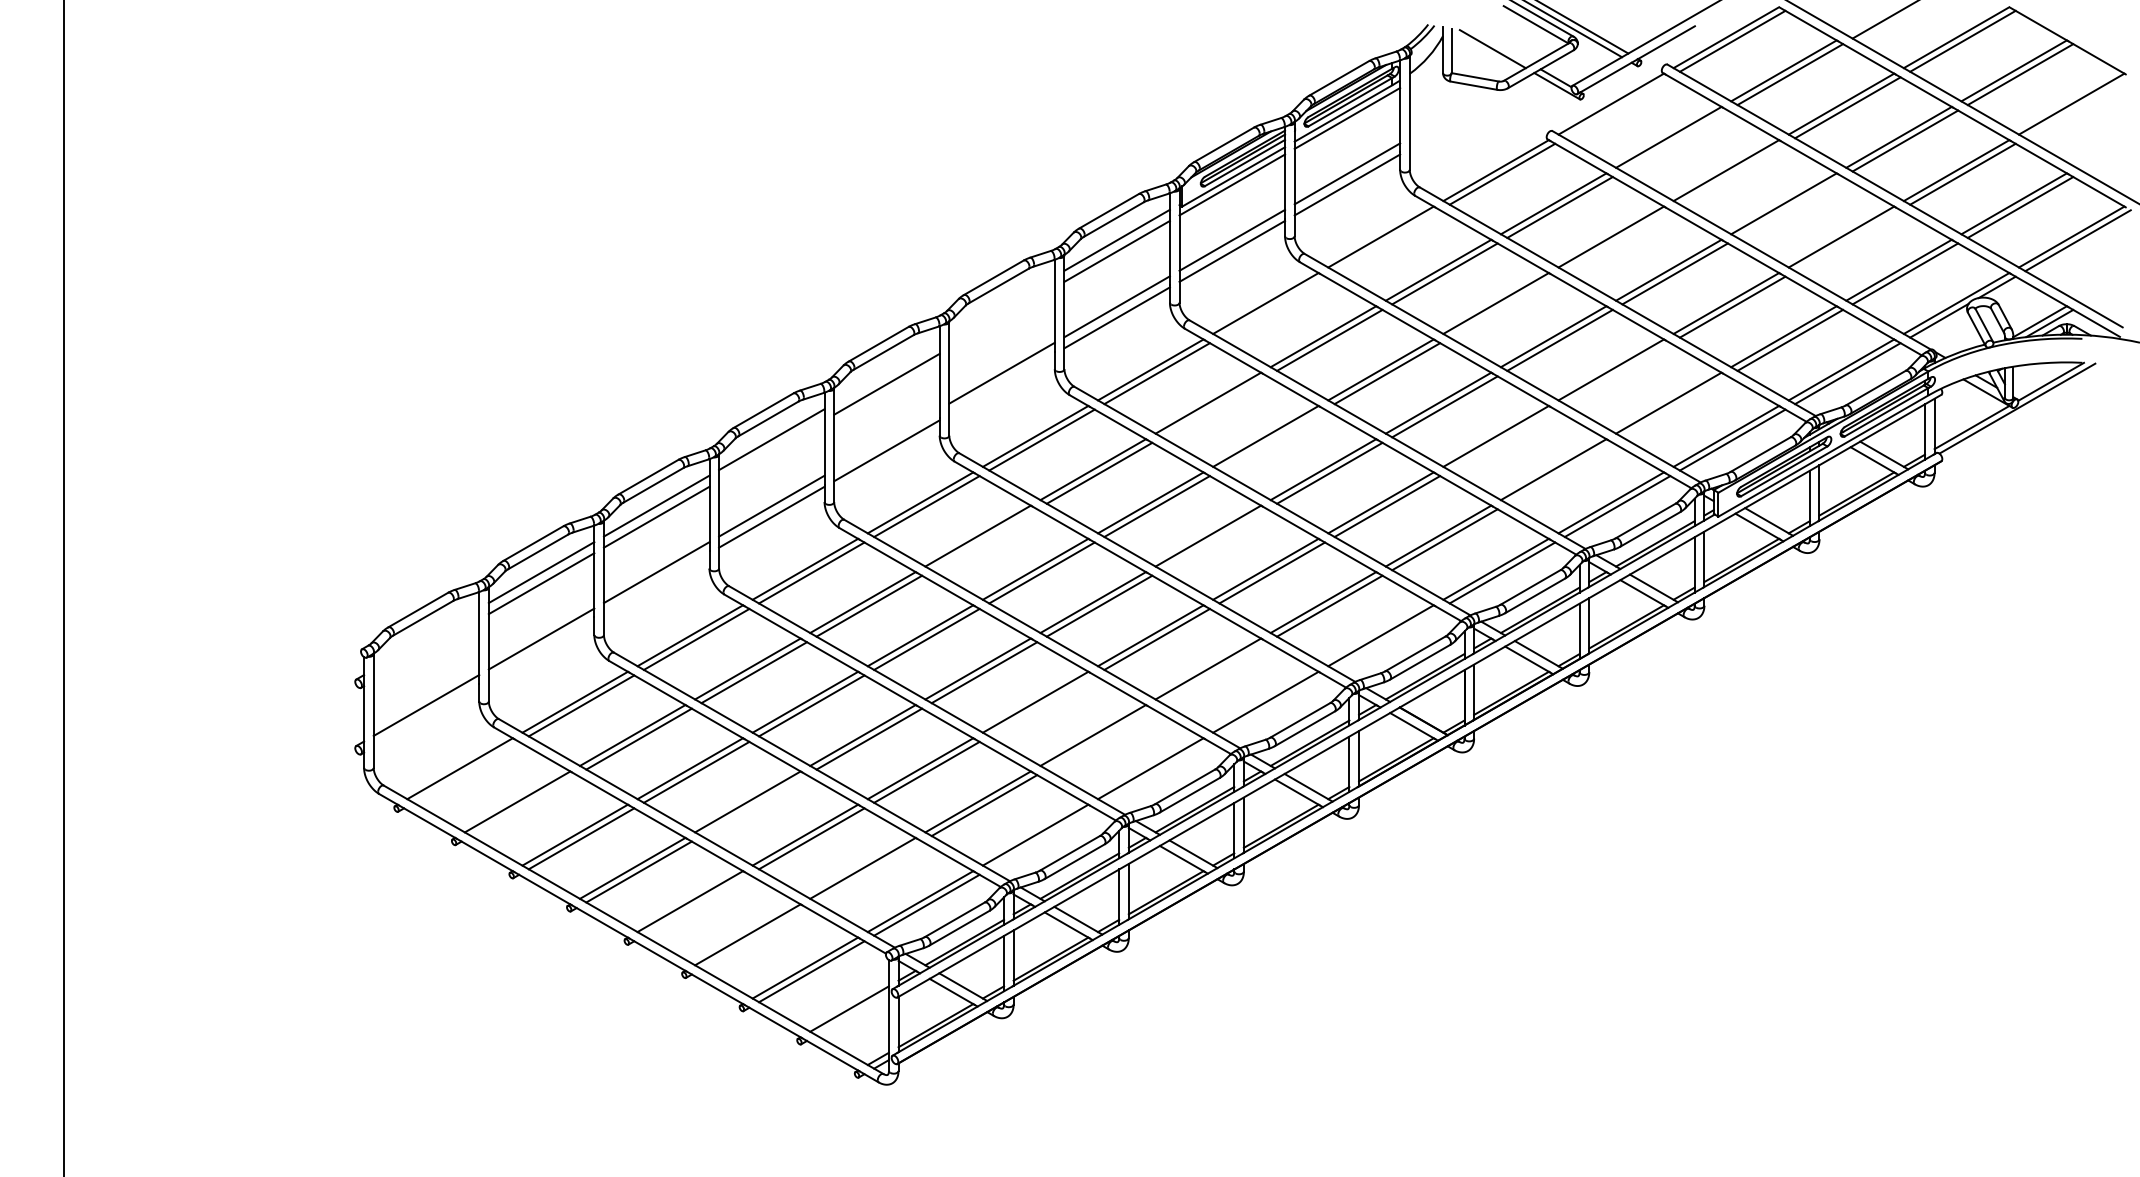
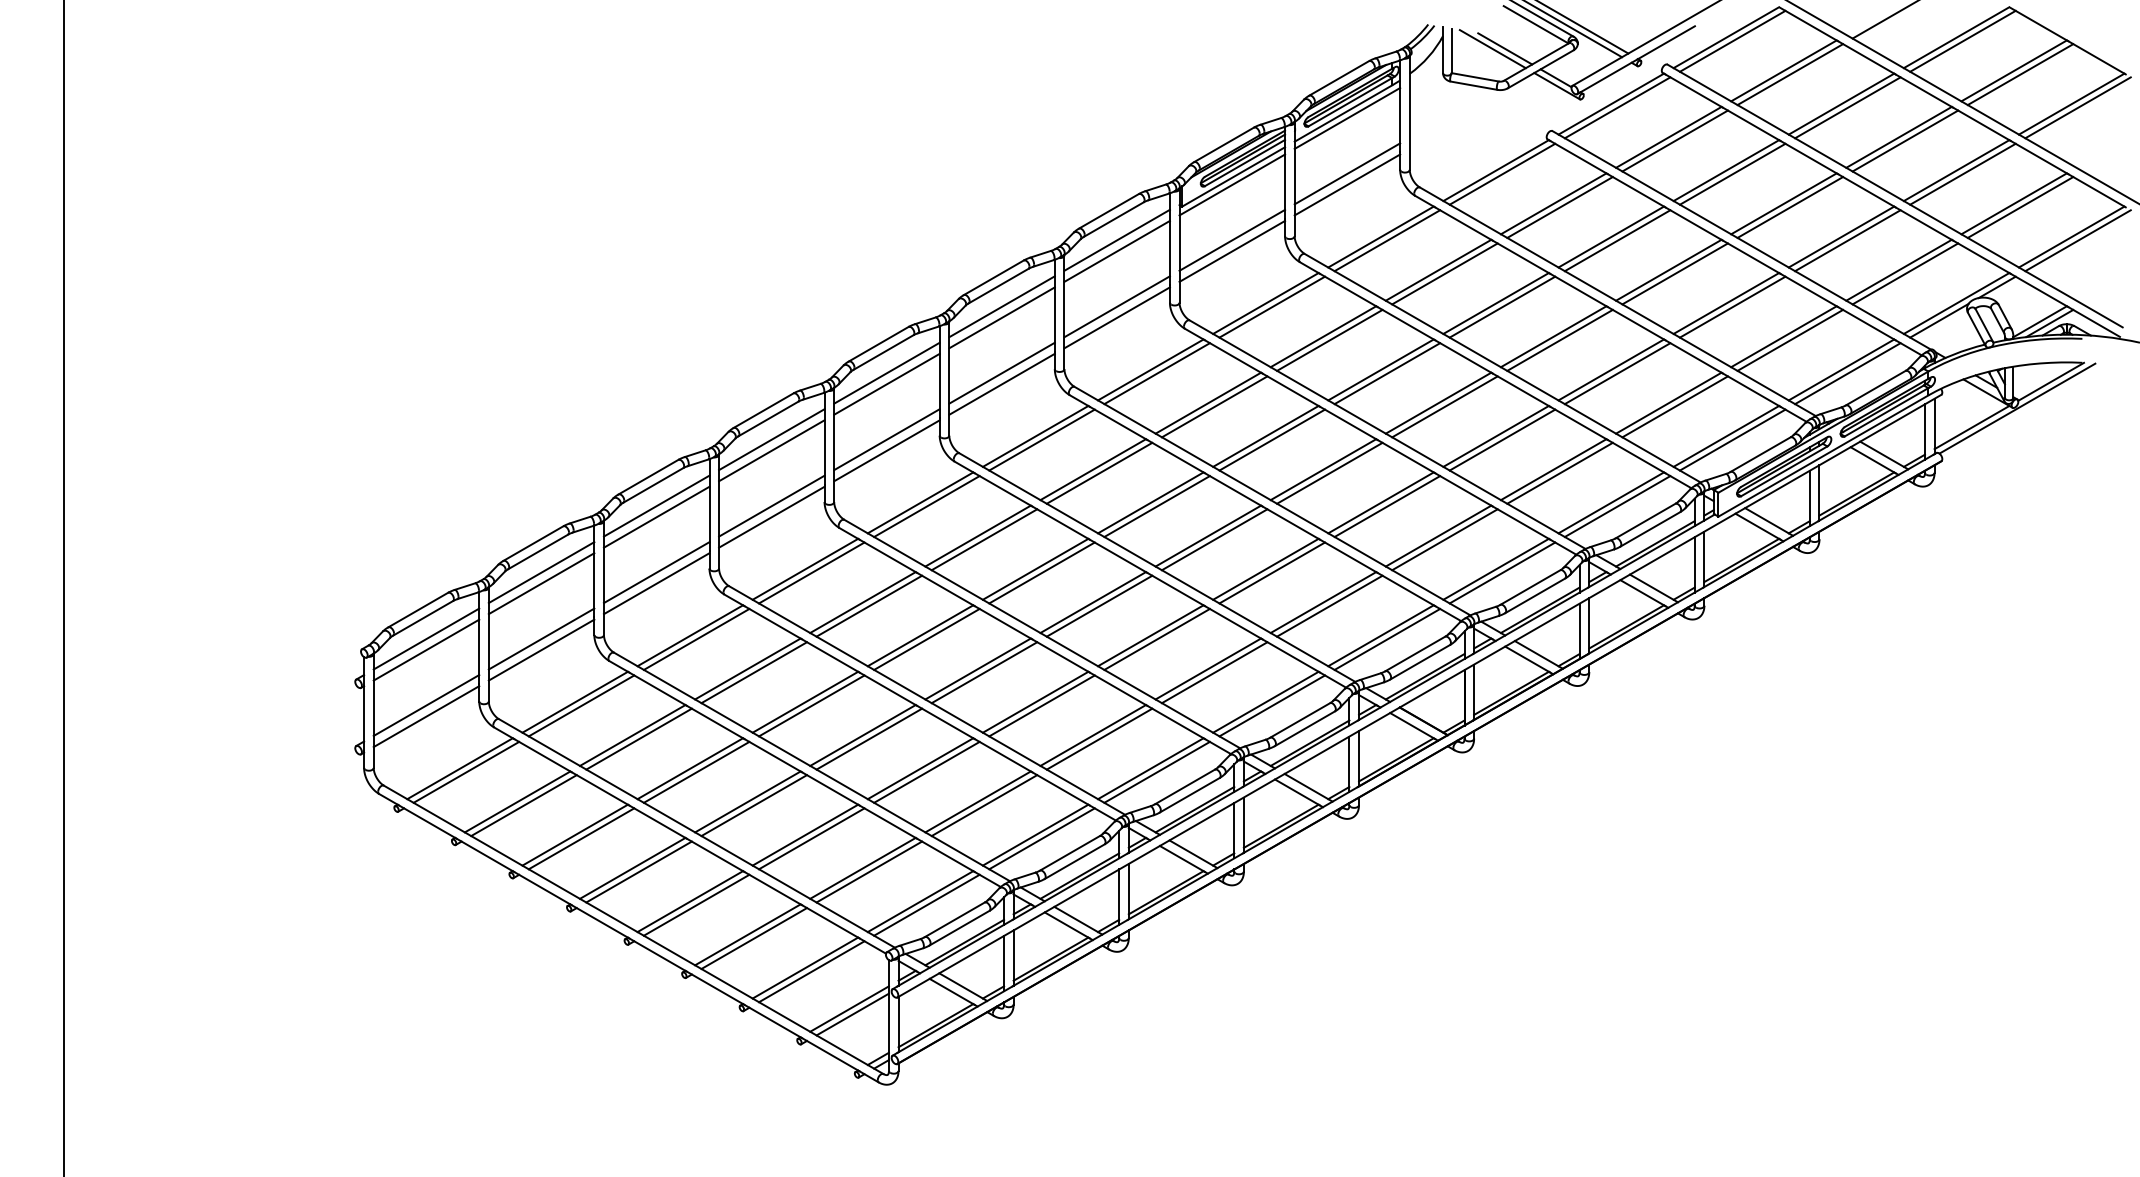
line: none -> present (1505, 48)
line: none -> present (1617, 107)
line: none -> present (2077, 107)
line: none -> present (1674, 140)
line: none -> present (1732, 173)
line: none -> present (1790, 207)
line: none -> present (1387, 240)
line: none -> present (1617, 240)
line: none -> present (1847, 240)
line: none -> present (1001, 306)
line: none -> present (1272, 306)
line: none -> present (1502, 306)
line: none -> present (1001, 317)
line: none -> present (886, 372)
line: none -> present (1617, 373)
line: none -> present (1001, 383)
line: none -> present (1214, 406)
line: none -> present (1674, 406)
line: none -> present (886, 439)
line: none -> present (1272, 439)
line: none -> present (1502, 439)
line: none -> present (771, 450)
line: none -> present (1559, 472)
line: none -> present (984, 539)
line: none -> present (1214, 539)
line: none -> present (656, 583)
line: none -> present (426, 638)
line: none -> present (1387, 638)
line: none -> present (426, 649)
line: none -> present (541, 649)
line: none -> present (1214, 672)
line: none -> present (1041, 705)
line: none -> present (1272, 705)
line: none -> present (426, 716)
line: none -> present (1099, 738)
line: none -> present (466, 771)
line: none -> present (1156, 771)
line: none -> present (523, 805)
line: none -> present (754, 805)
line: none -> present (1041, 838)
line: none -> present (869, 871)
line: none -> present (696, 904)
line: none -> present (754, 938)
line: none -> present (852, 1014)
